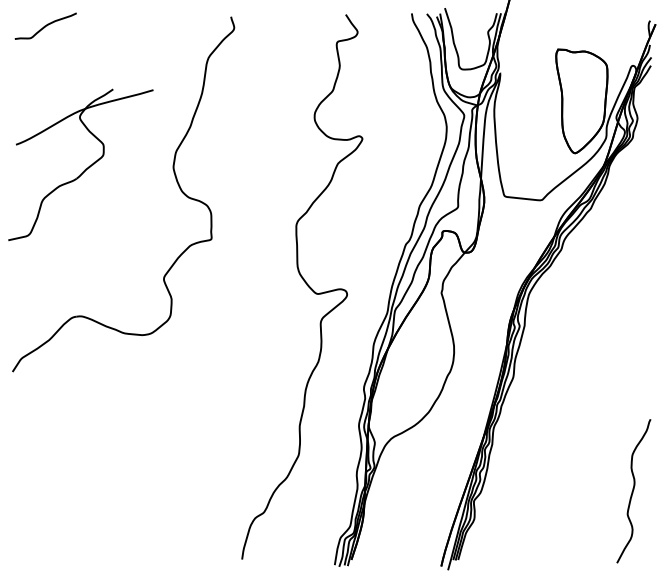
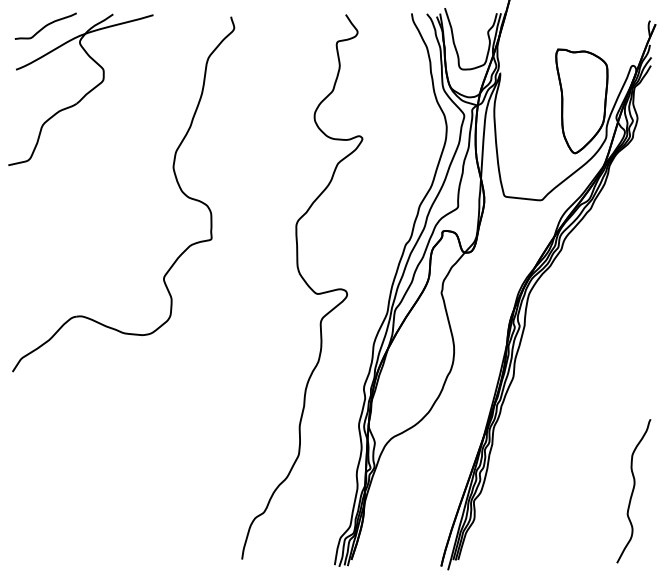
part position: (85, 168) -> (85, 93) (85, 93)
